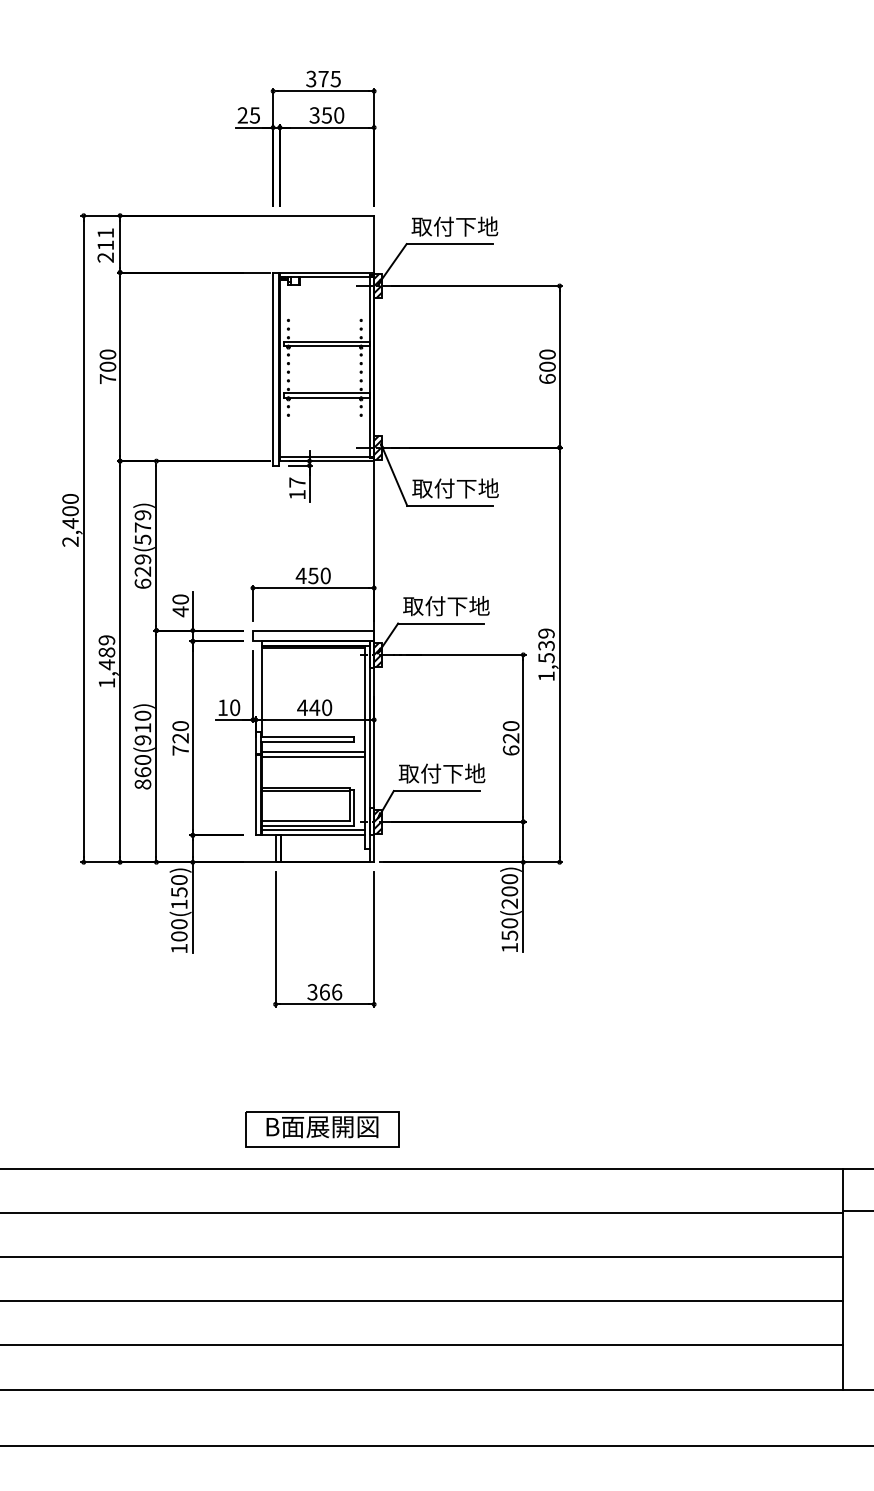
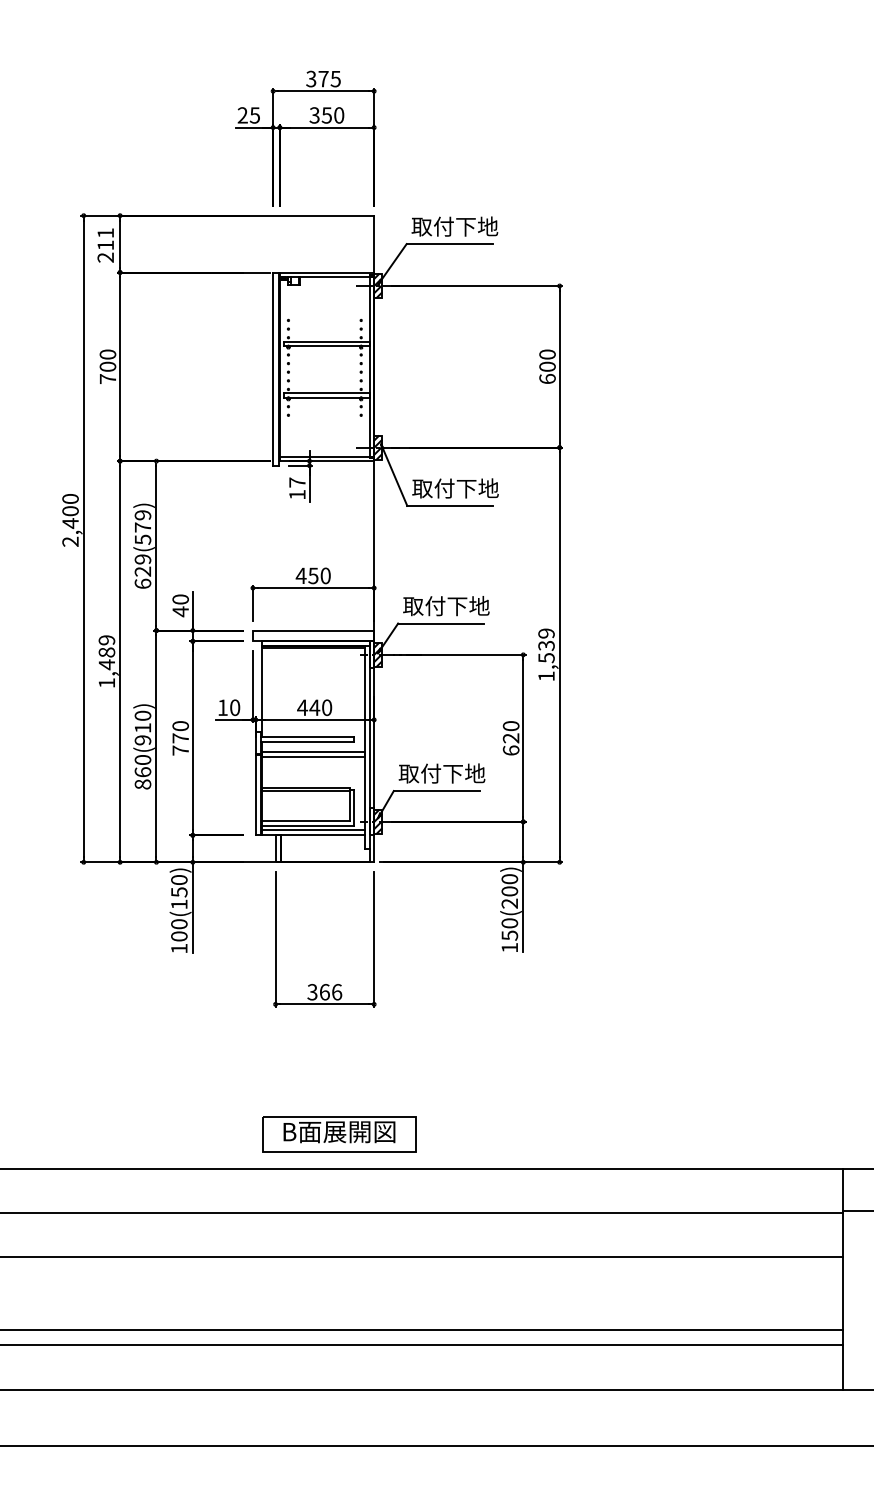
text: 720 -> 770 (180, 738)
part position: (322, 1129) -> (339, 1134) (339, 1134)
line position: (422, 1301) -> (422, 1330) (422, 1330)
